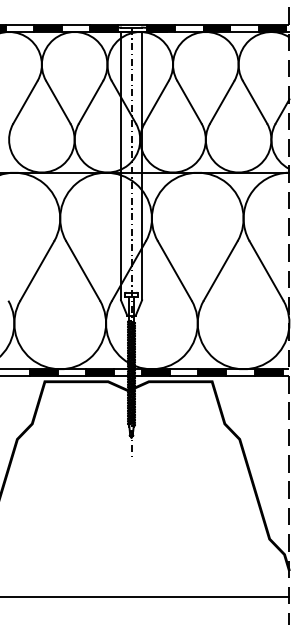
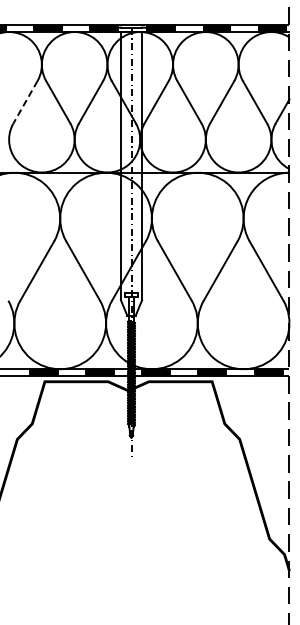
line: solid -> dashed (25, 102)
line: present -> none (145, 596)
